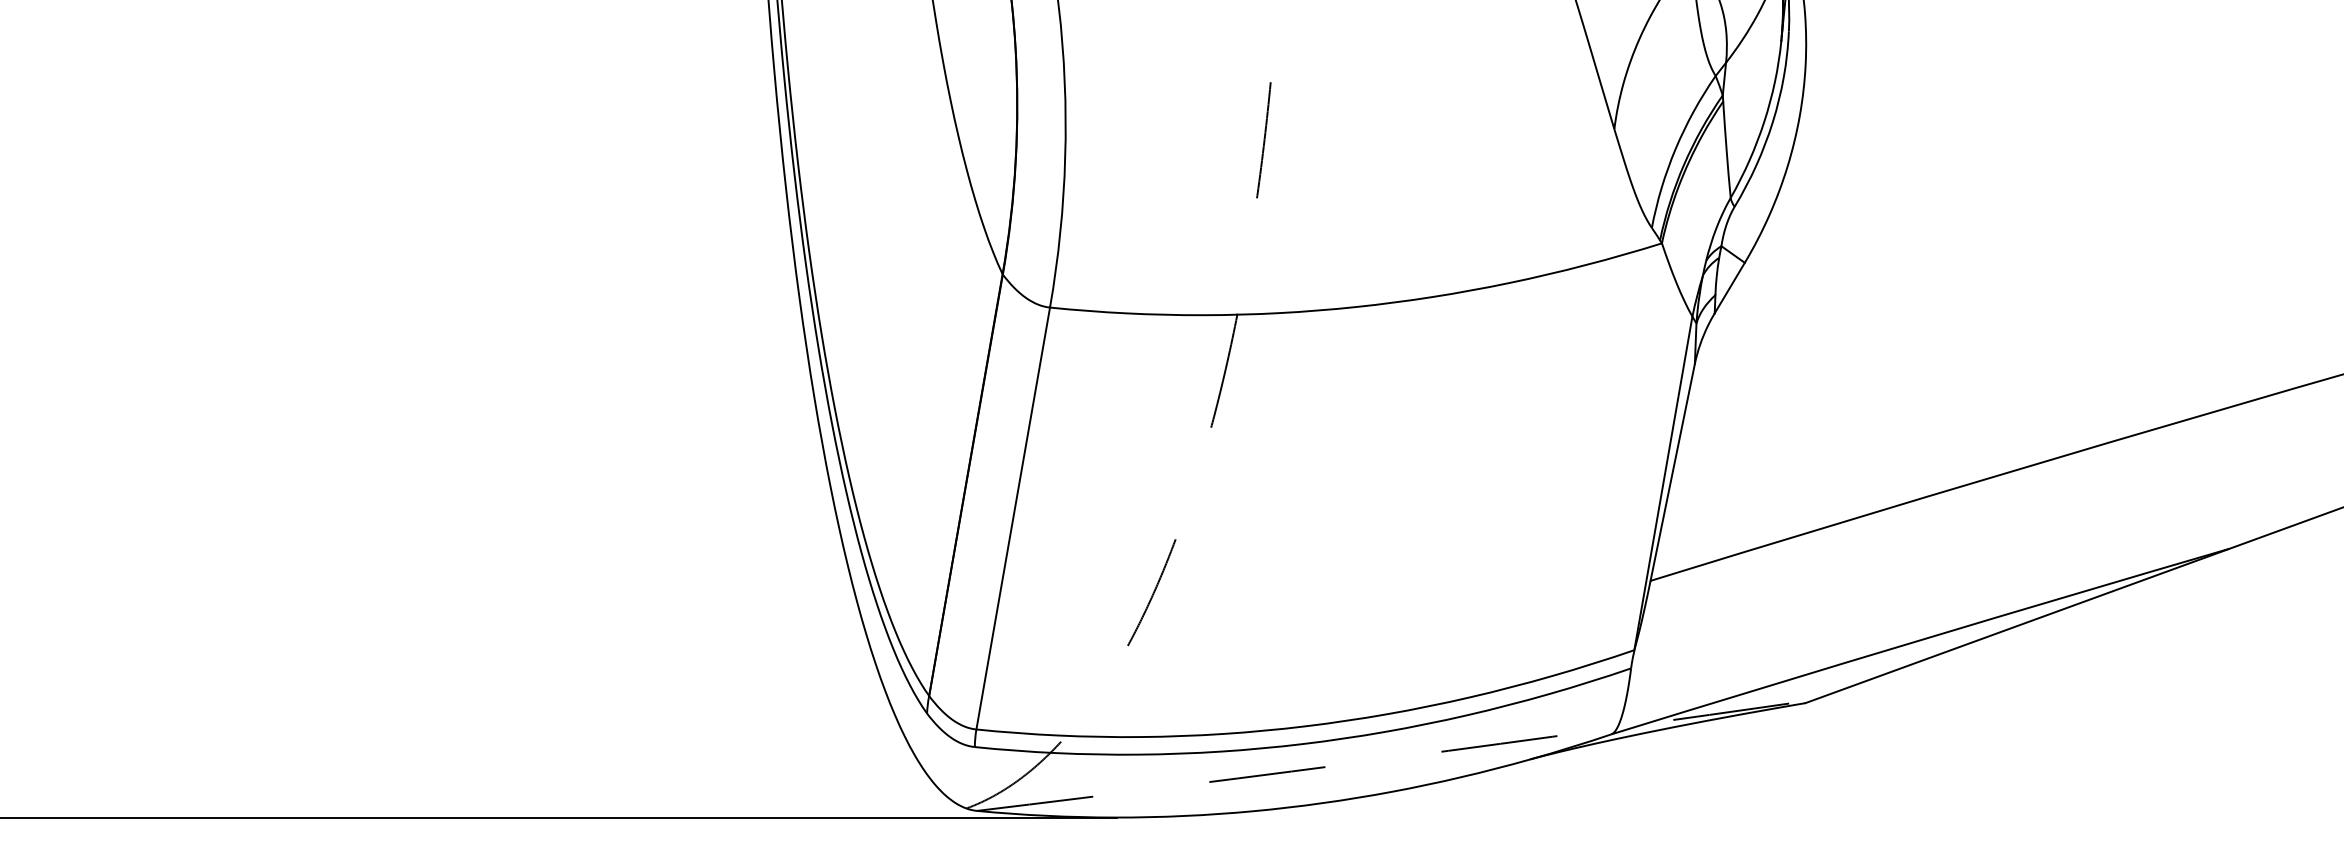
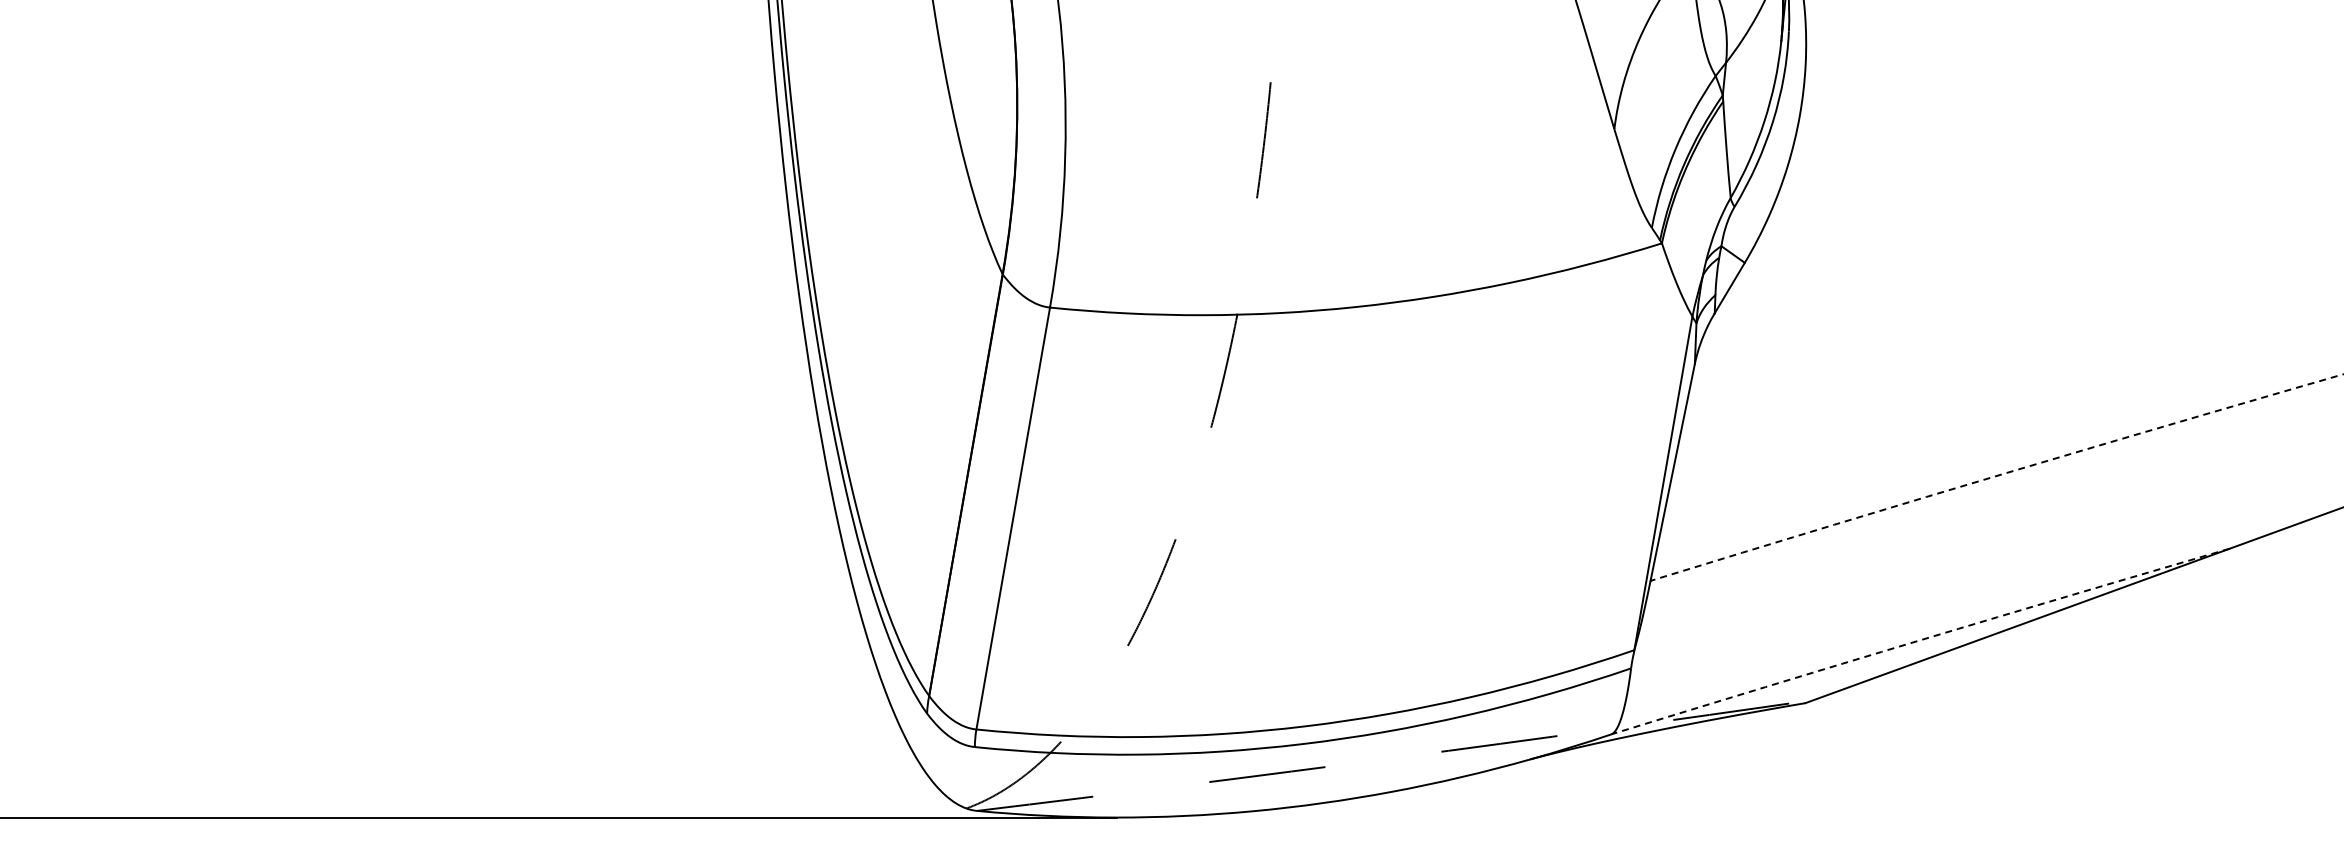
arc: solid -> dashed (1996, 476)
arc: solid -> dashed (1920, 640)
